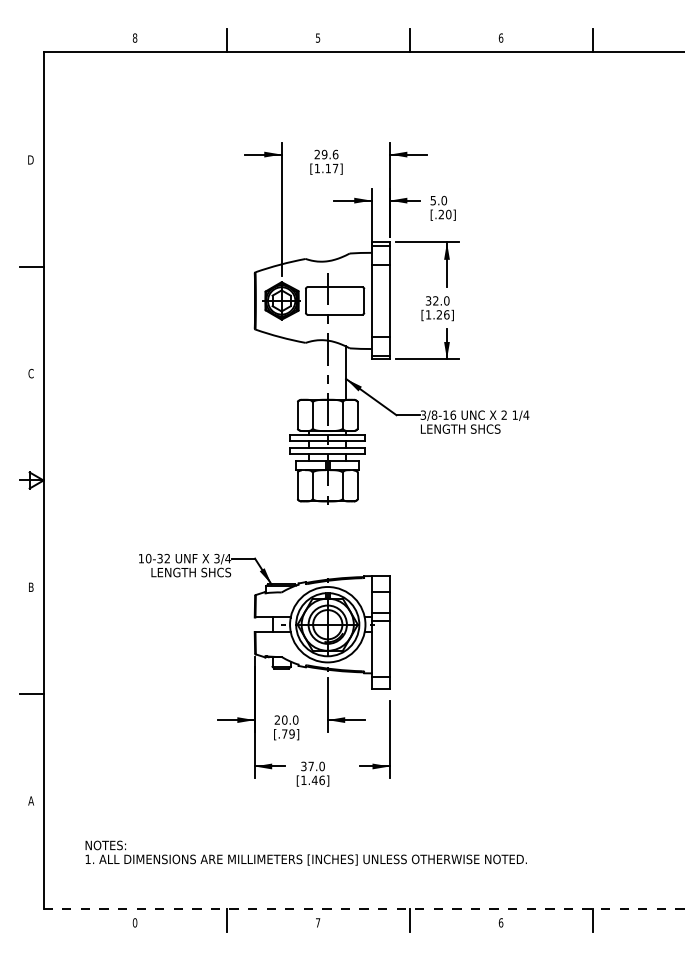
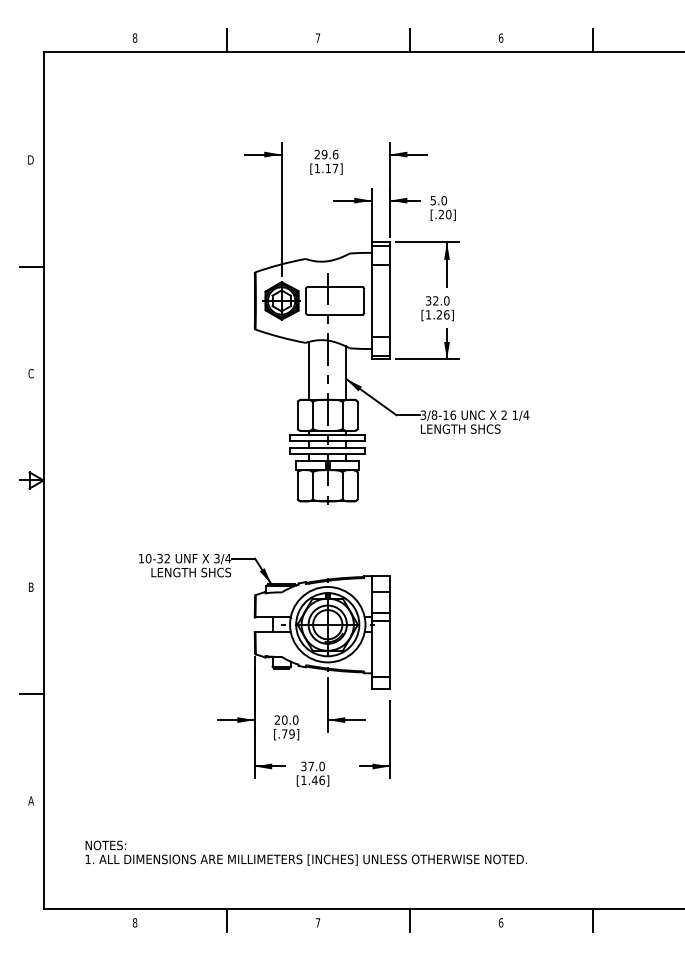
text: 5 -> 7 (318, 37)
line: none -> present (309, 370)
line: dashed -> solid (364, 908)
text: 0 -> 8 (134, 922)
